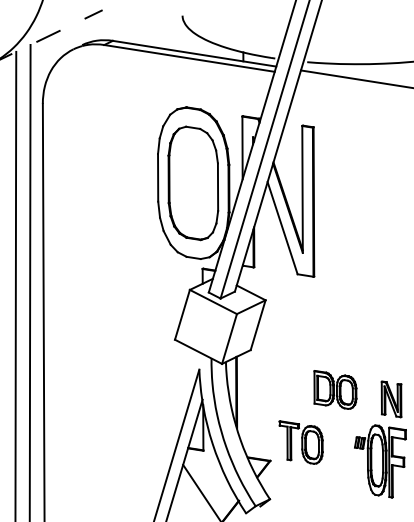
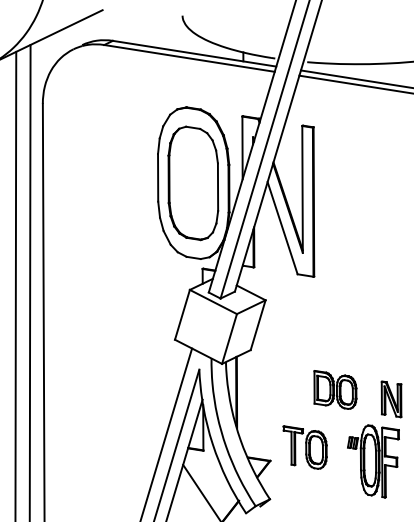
line: dashed -> solid (51, 34)
line: none -> present (354, 84)
line: none -> present (166, 433)
part position: (300, 442) -> (304, 447) (304, 447)
part position: (380, 461) -> (373, 461) (373, 461)
